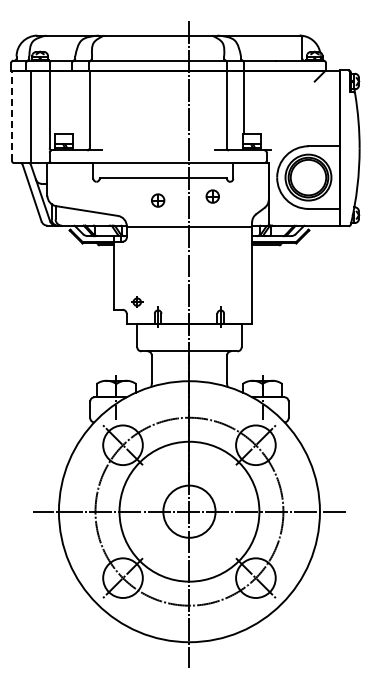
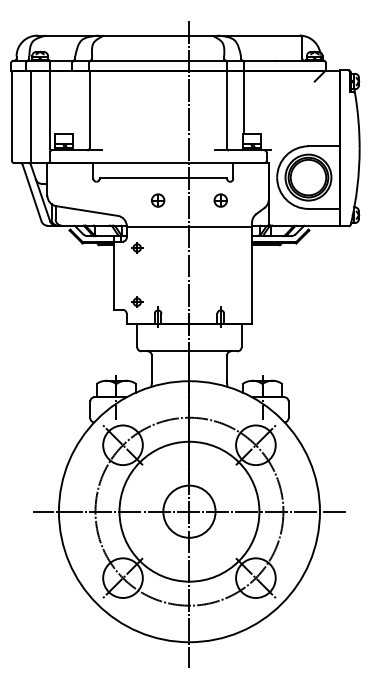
line: dashed -> solid (11, 116)
part position: (212, 196) -> (220, 200) (220, 200)
part: none -> present (137, 247)
